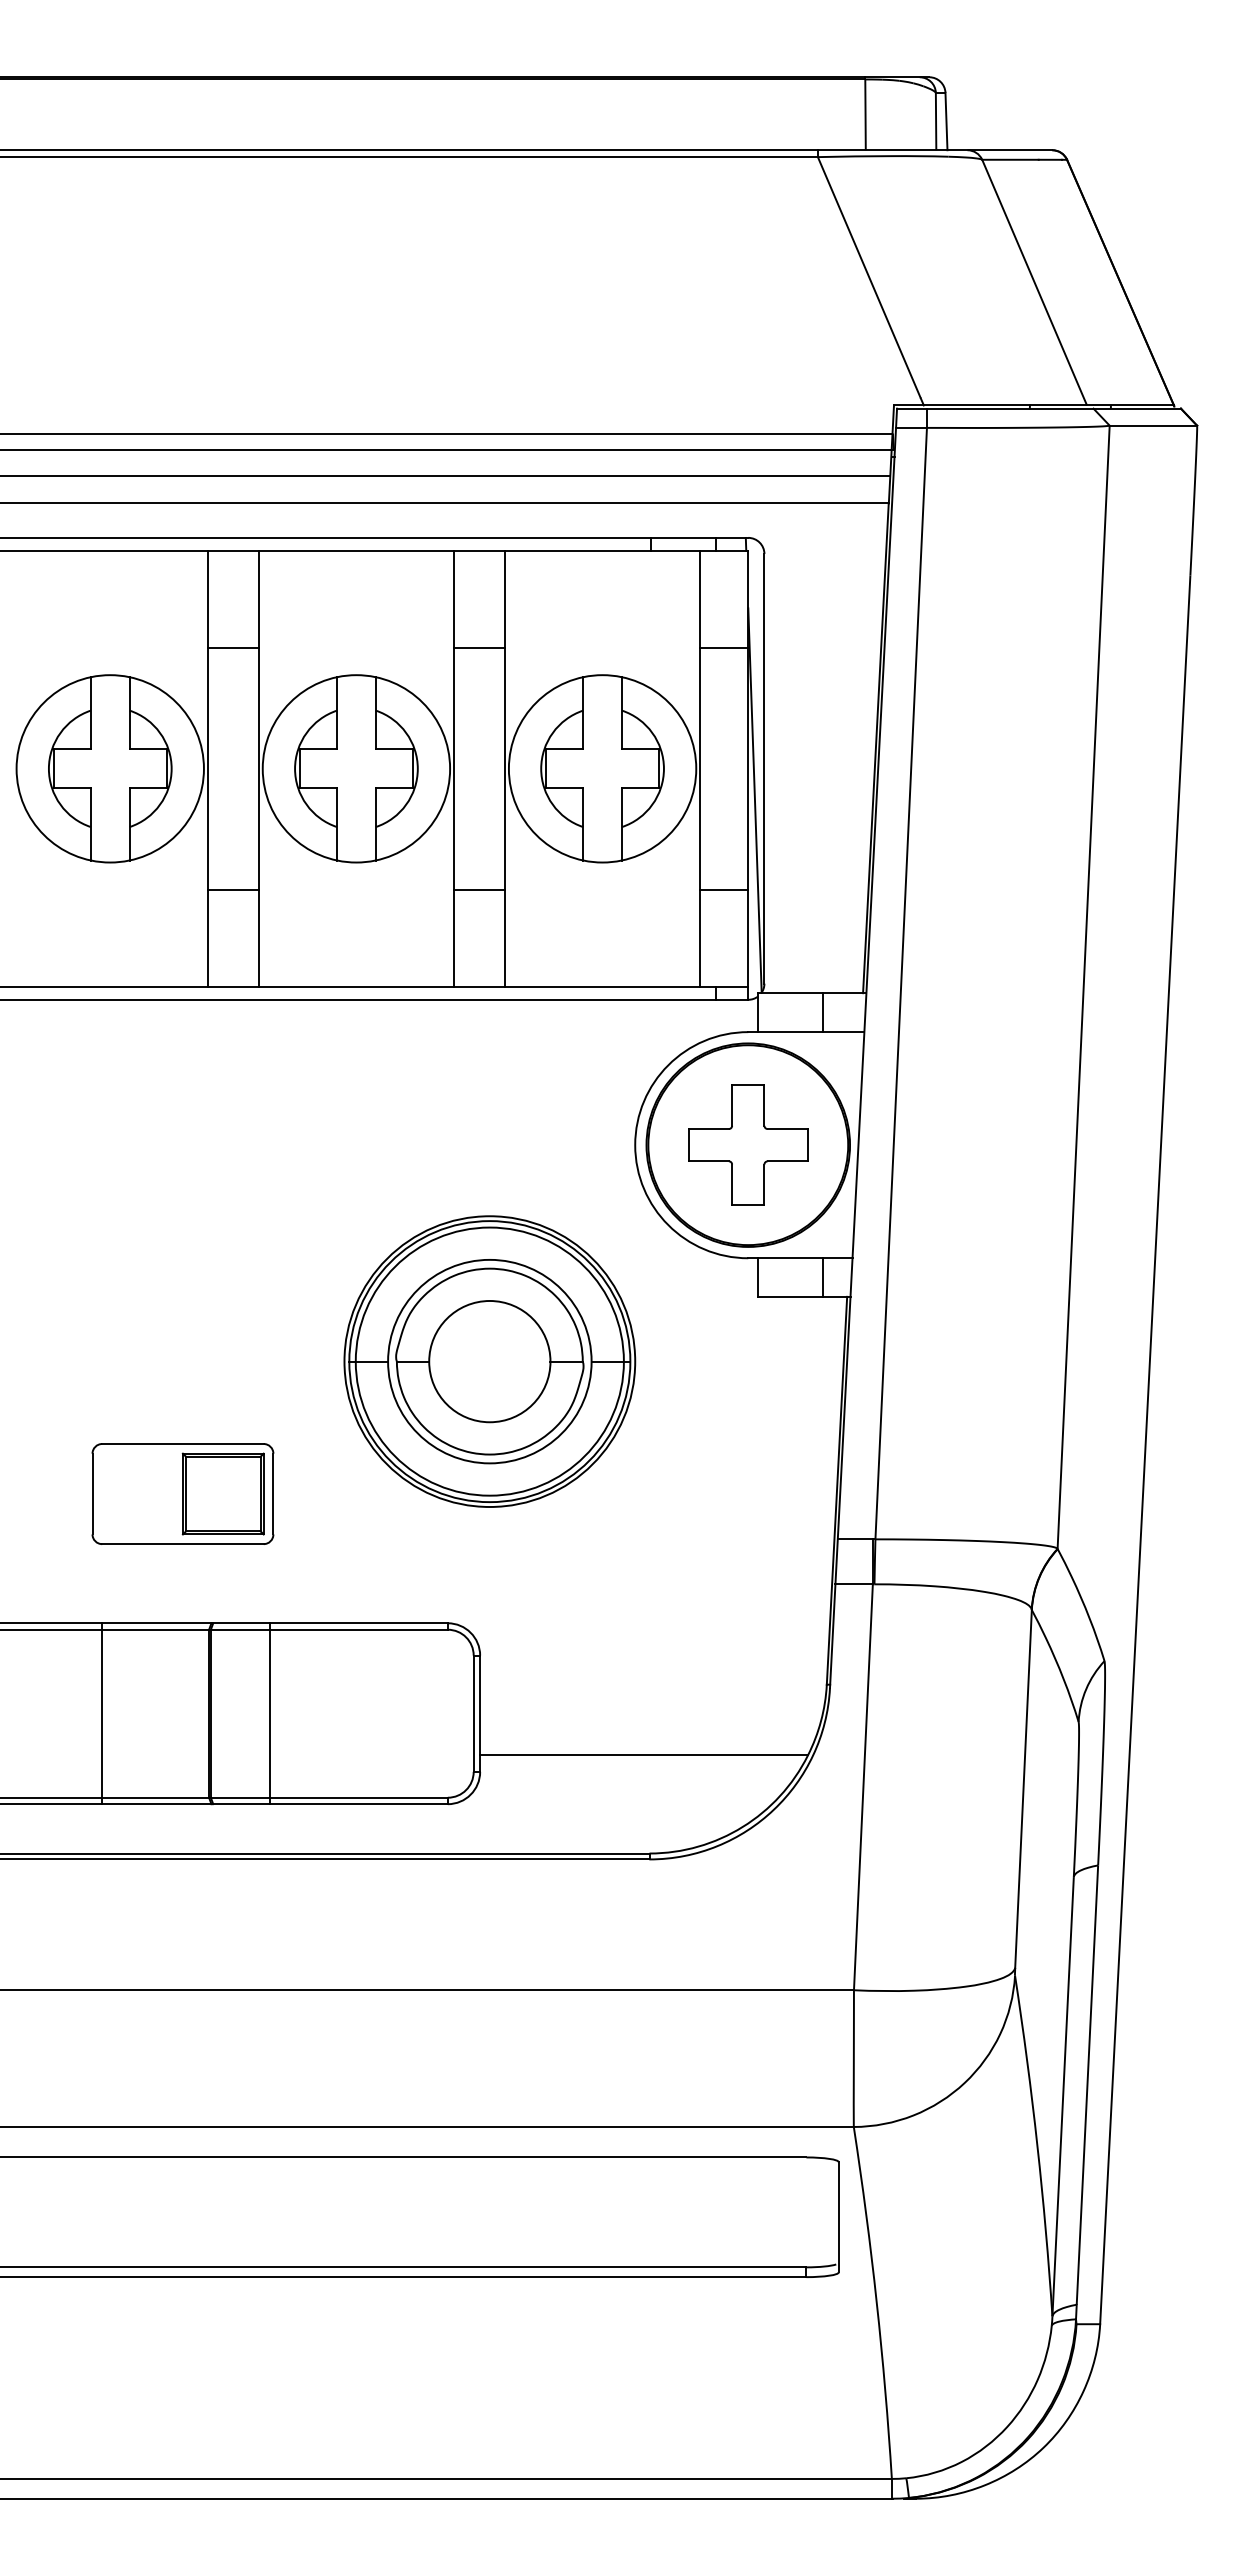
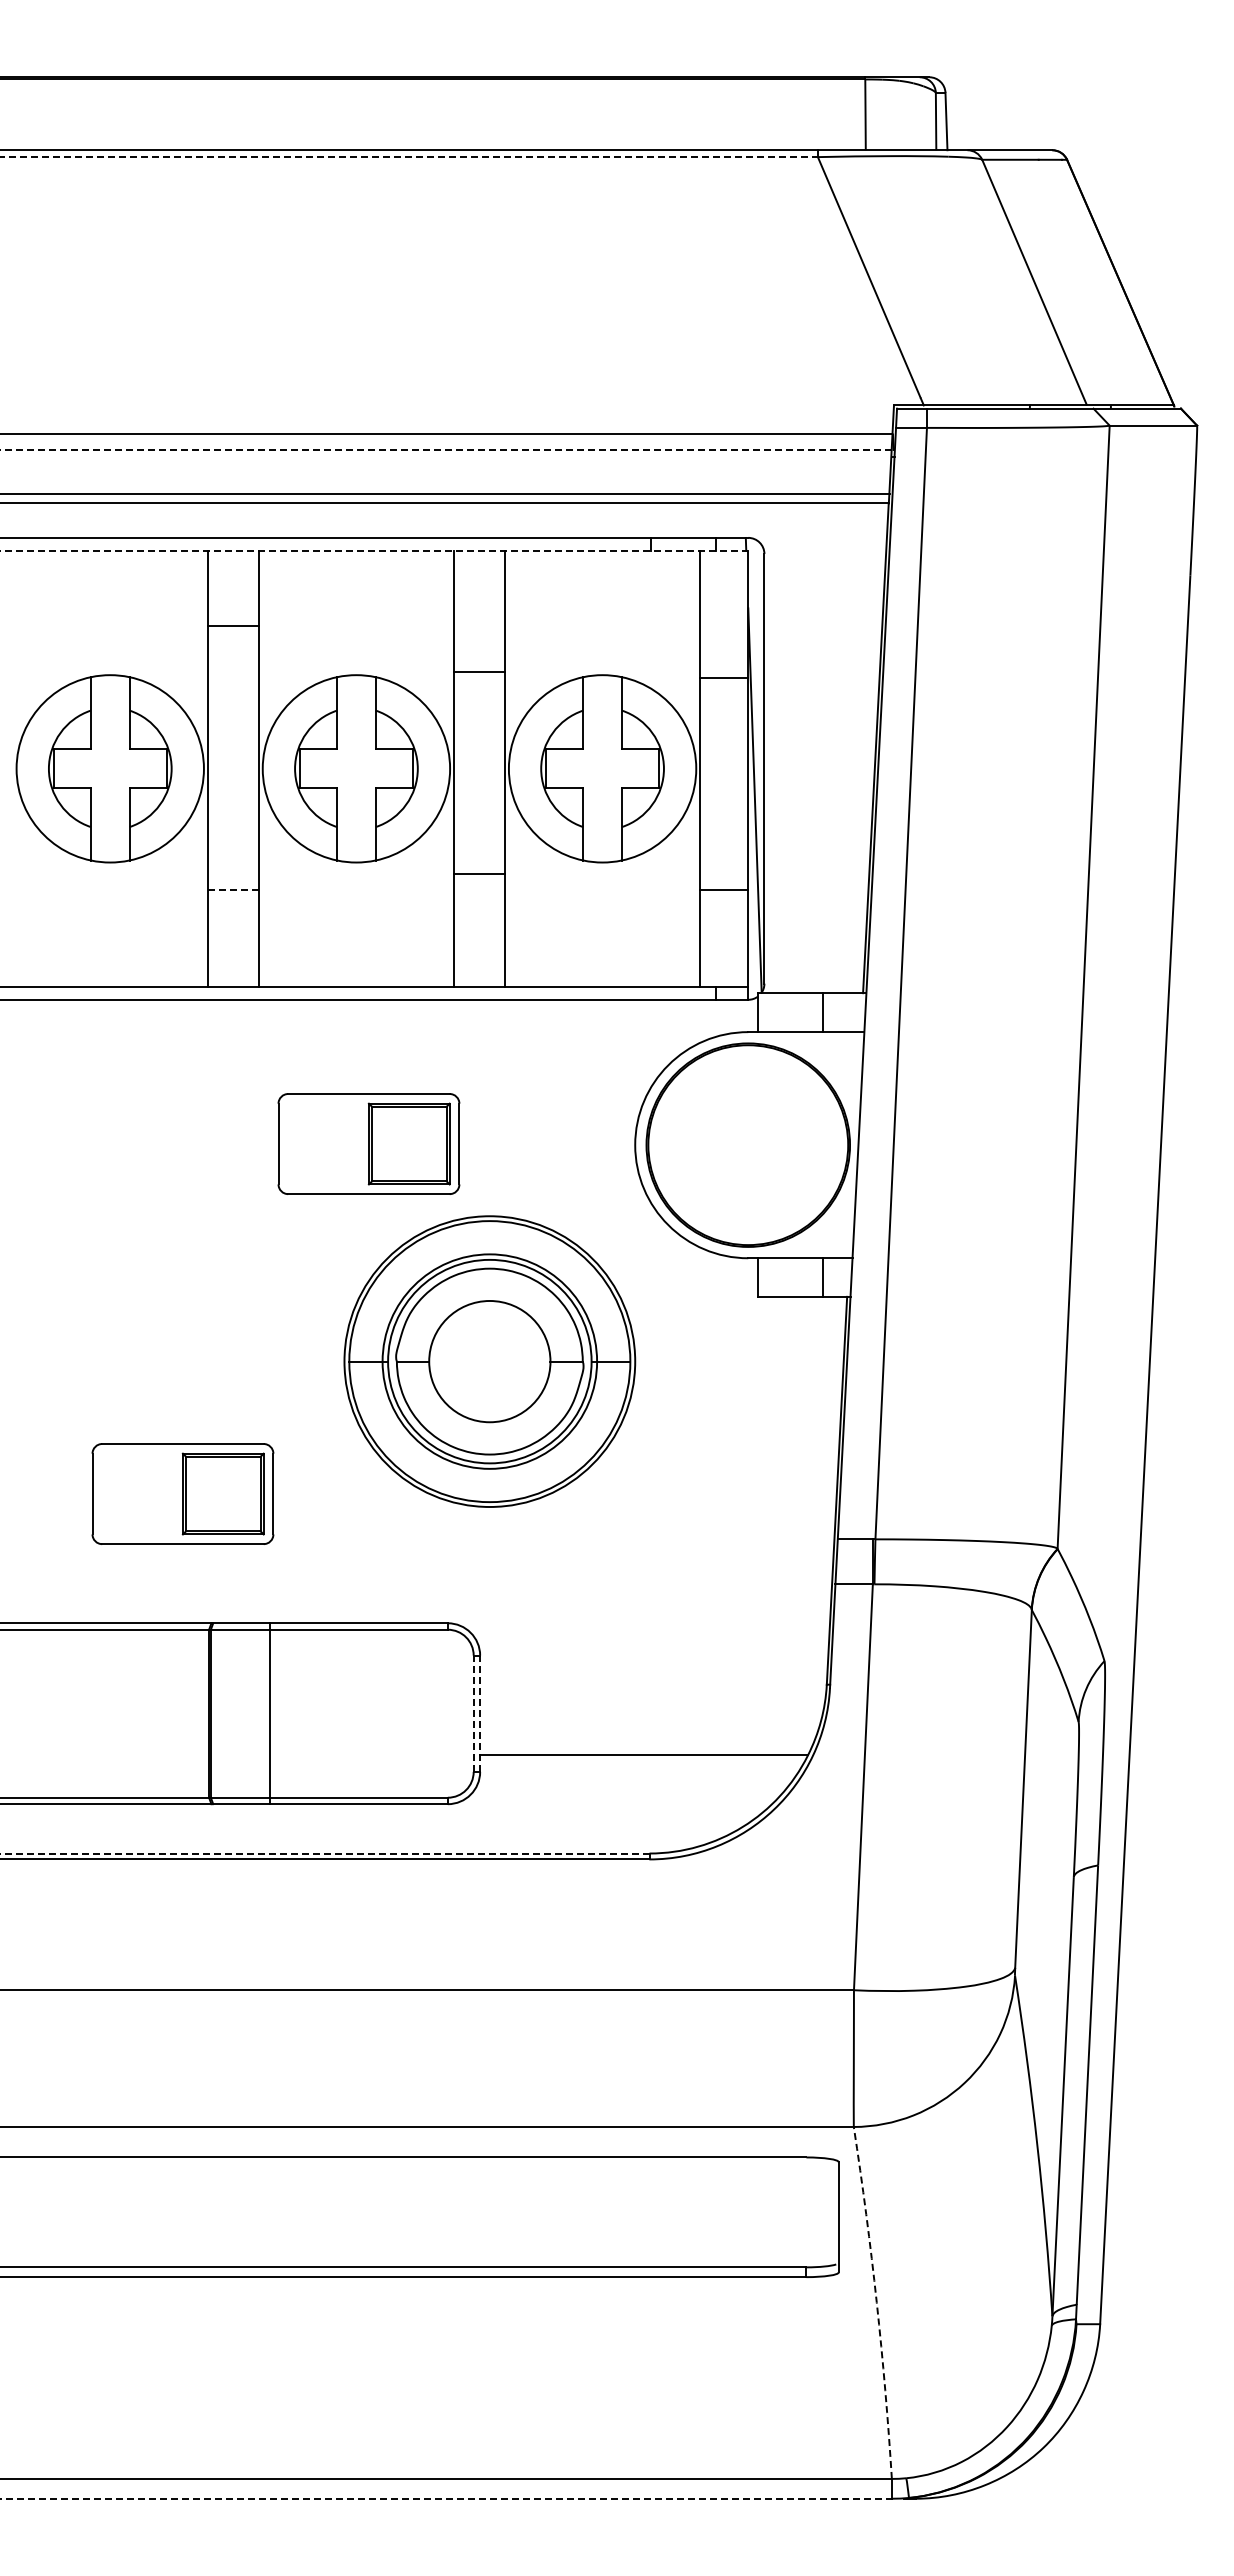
line: solid -> dashed (409, 157)
line: solid -> dashed (445, 450)
line position: (446, 476) -> (446, 494) (446, 494)
line: solid -> dashed (374, 550)
line position: (233, 647) -> (233, 625) (233, 625)
line position: (479, 647) -> (479, 671) (479, 671)
line position: (723, 647) -> (723, 677) (723, 677)
line: solid -> dashed (233, 889)
line position: (479, 889) -> (479, 873) (479, 873)
part: none -> present (368, 1143)
part: present -> none (748, 1144)
circle diameter: 268 px -> 214 px (489, 1361)
line: present -> none (102, 1713)
line: solid -> dashed (473, 1713)
line: solid -> dashed (480, 1713)
line: solid -> dashed (324, 1853)
arc: solid -> dashed (876, 2302)
line: solid -> dashed (446, 2498)
